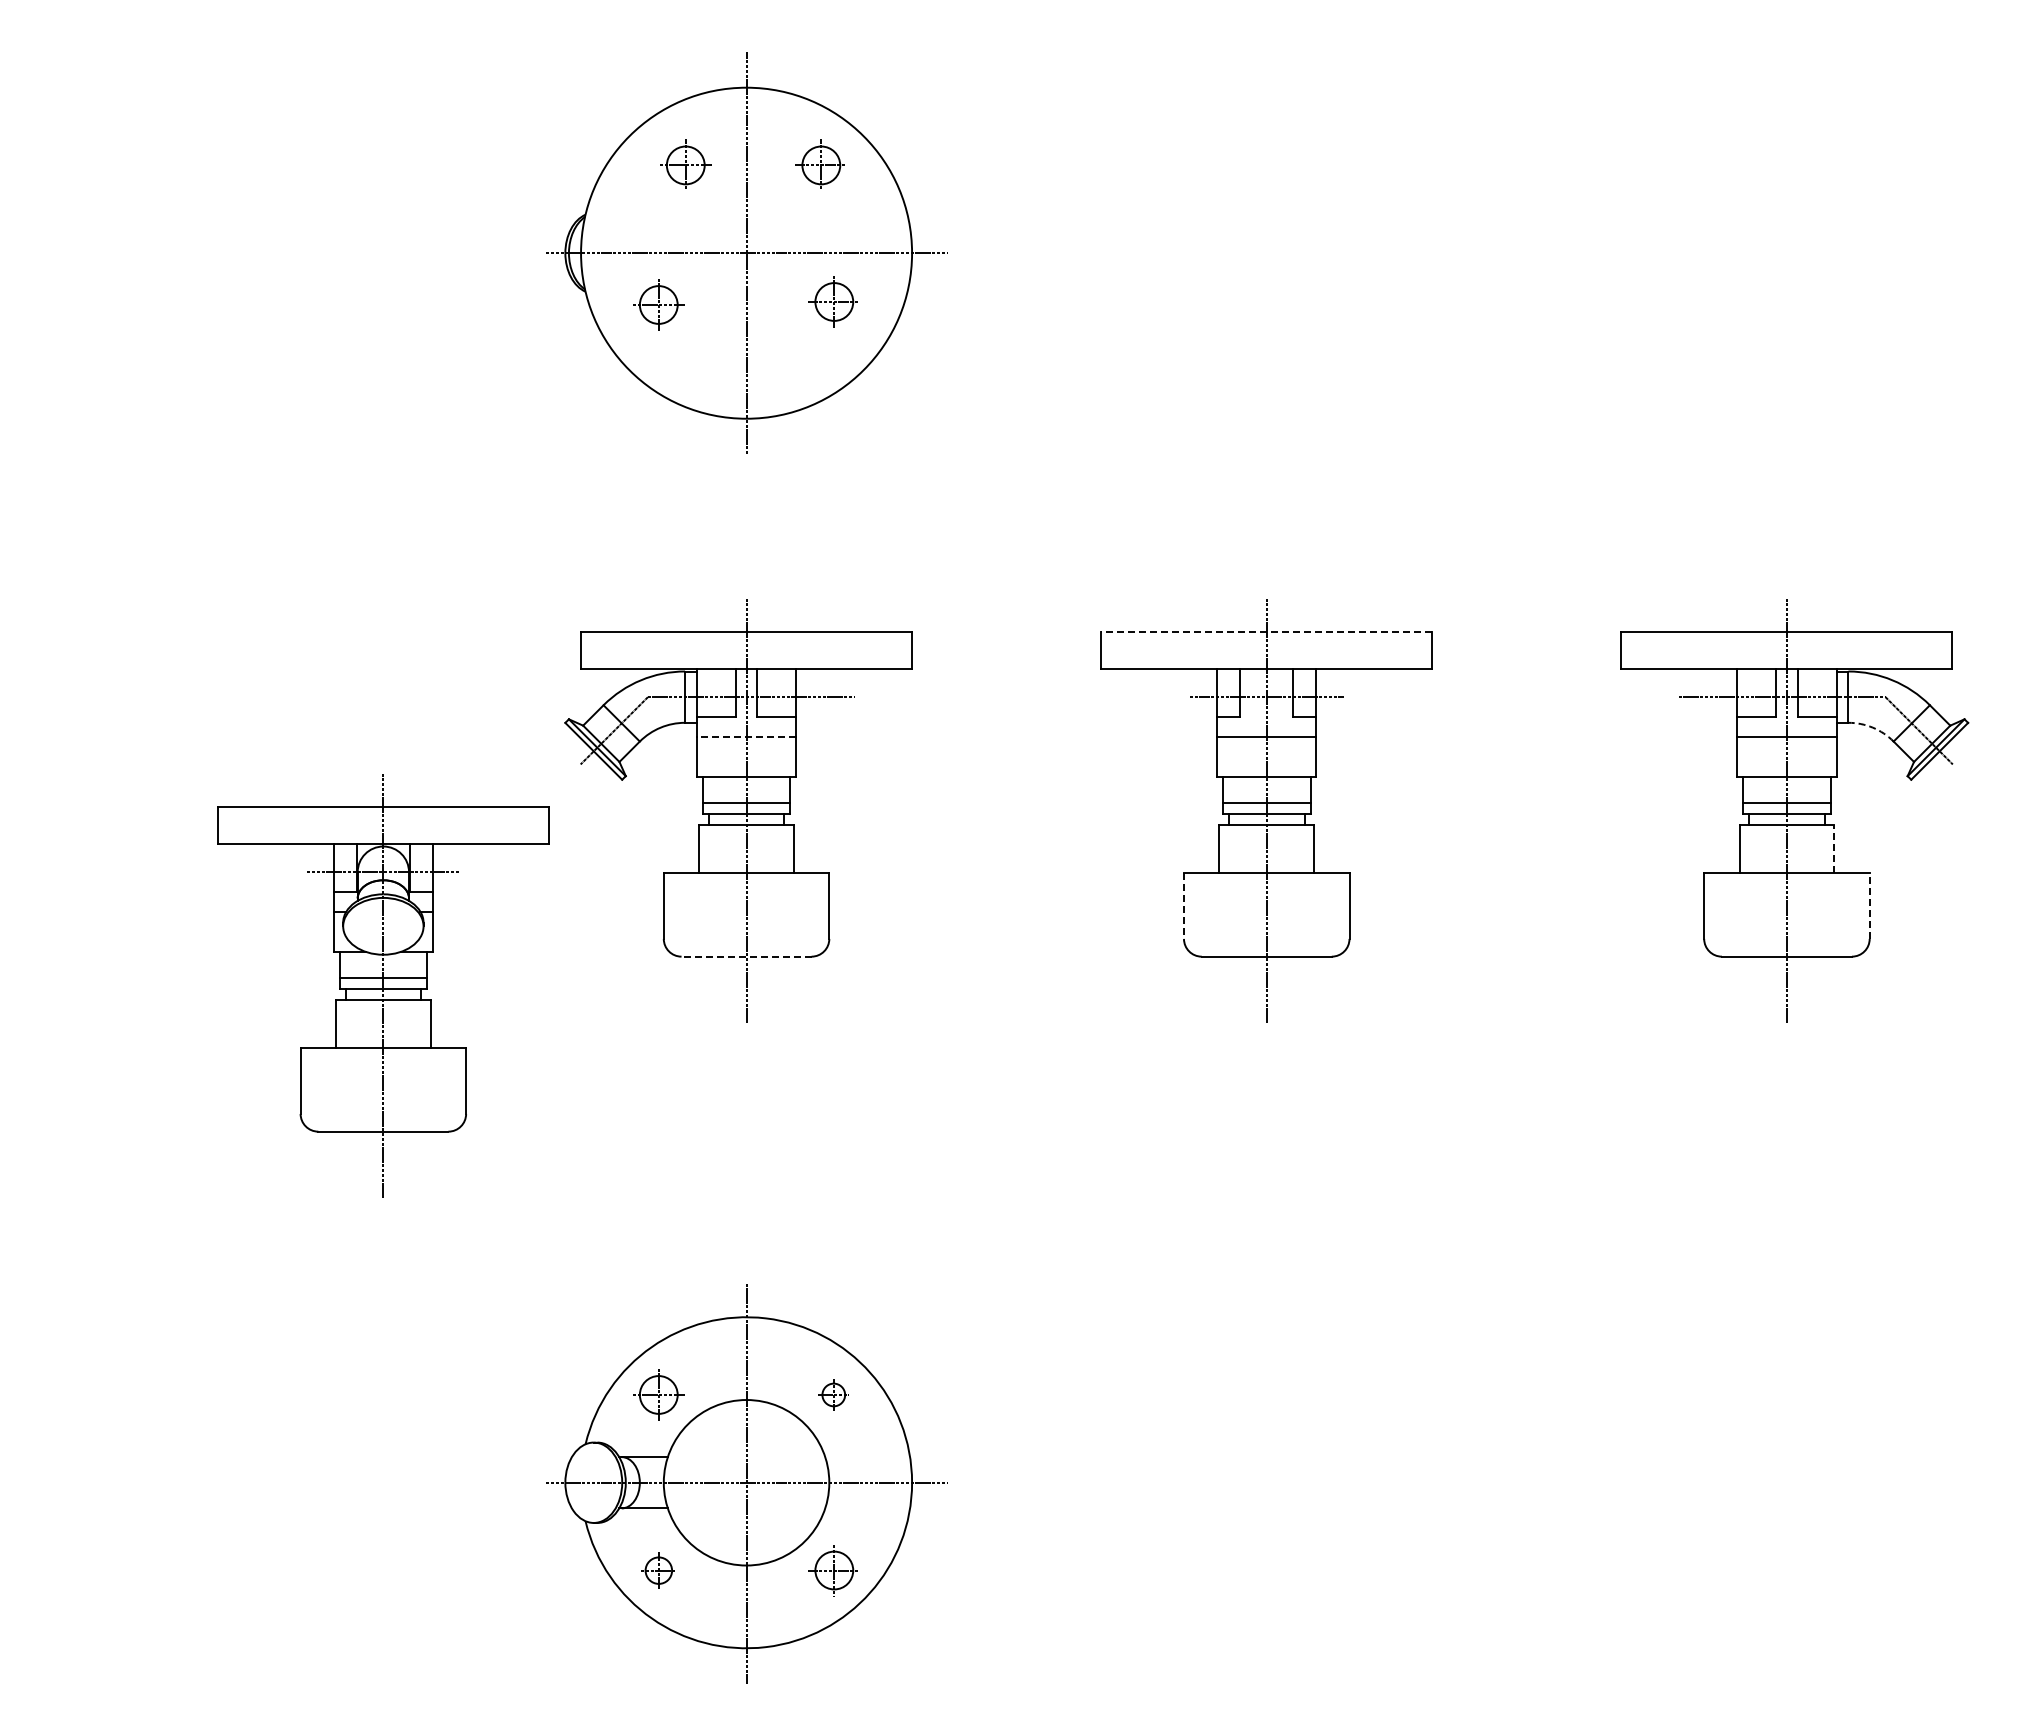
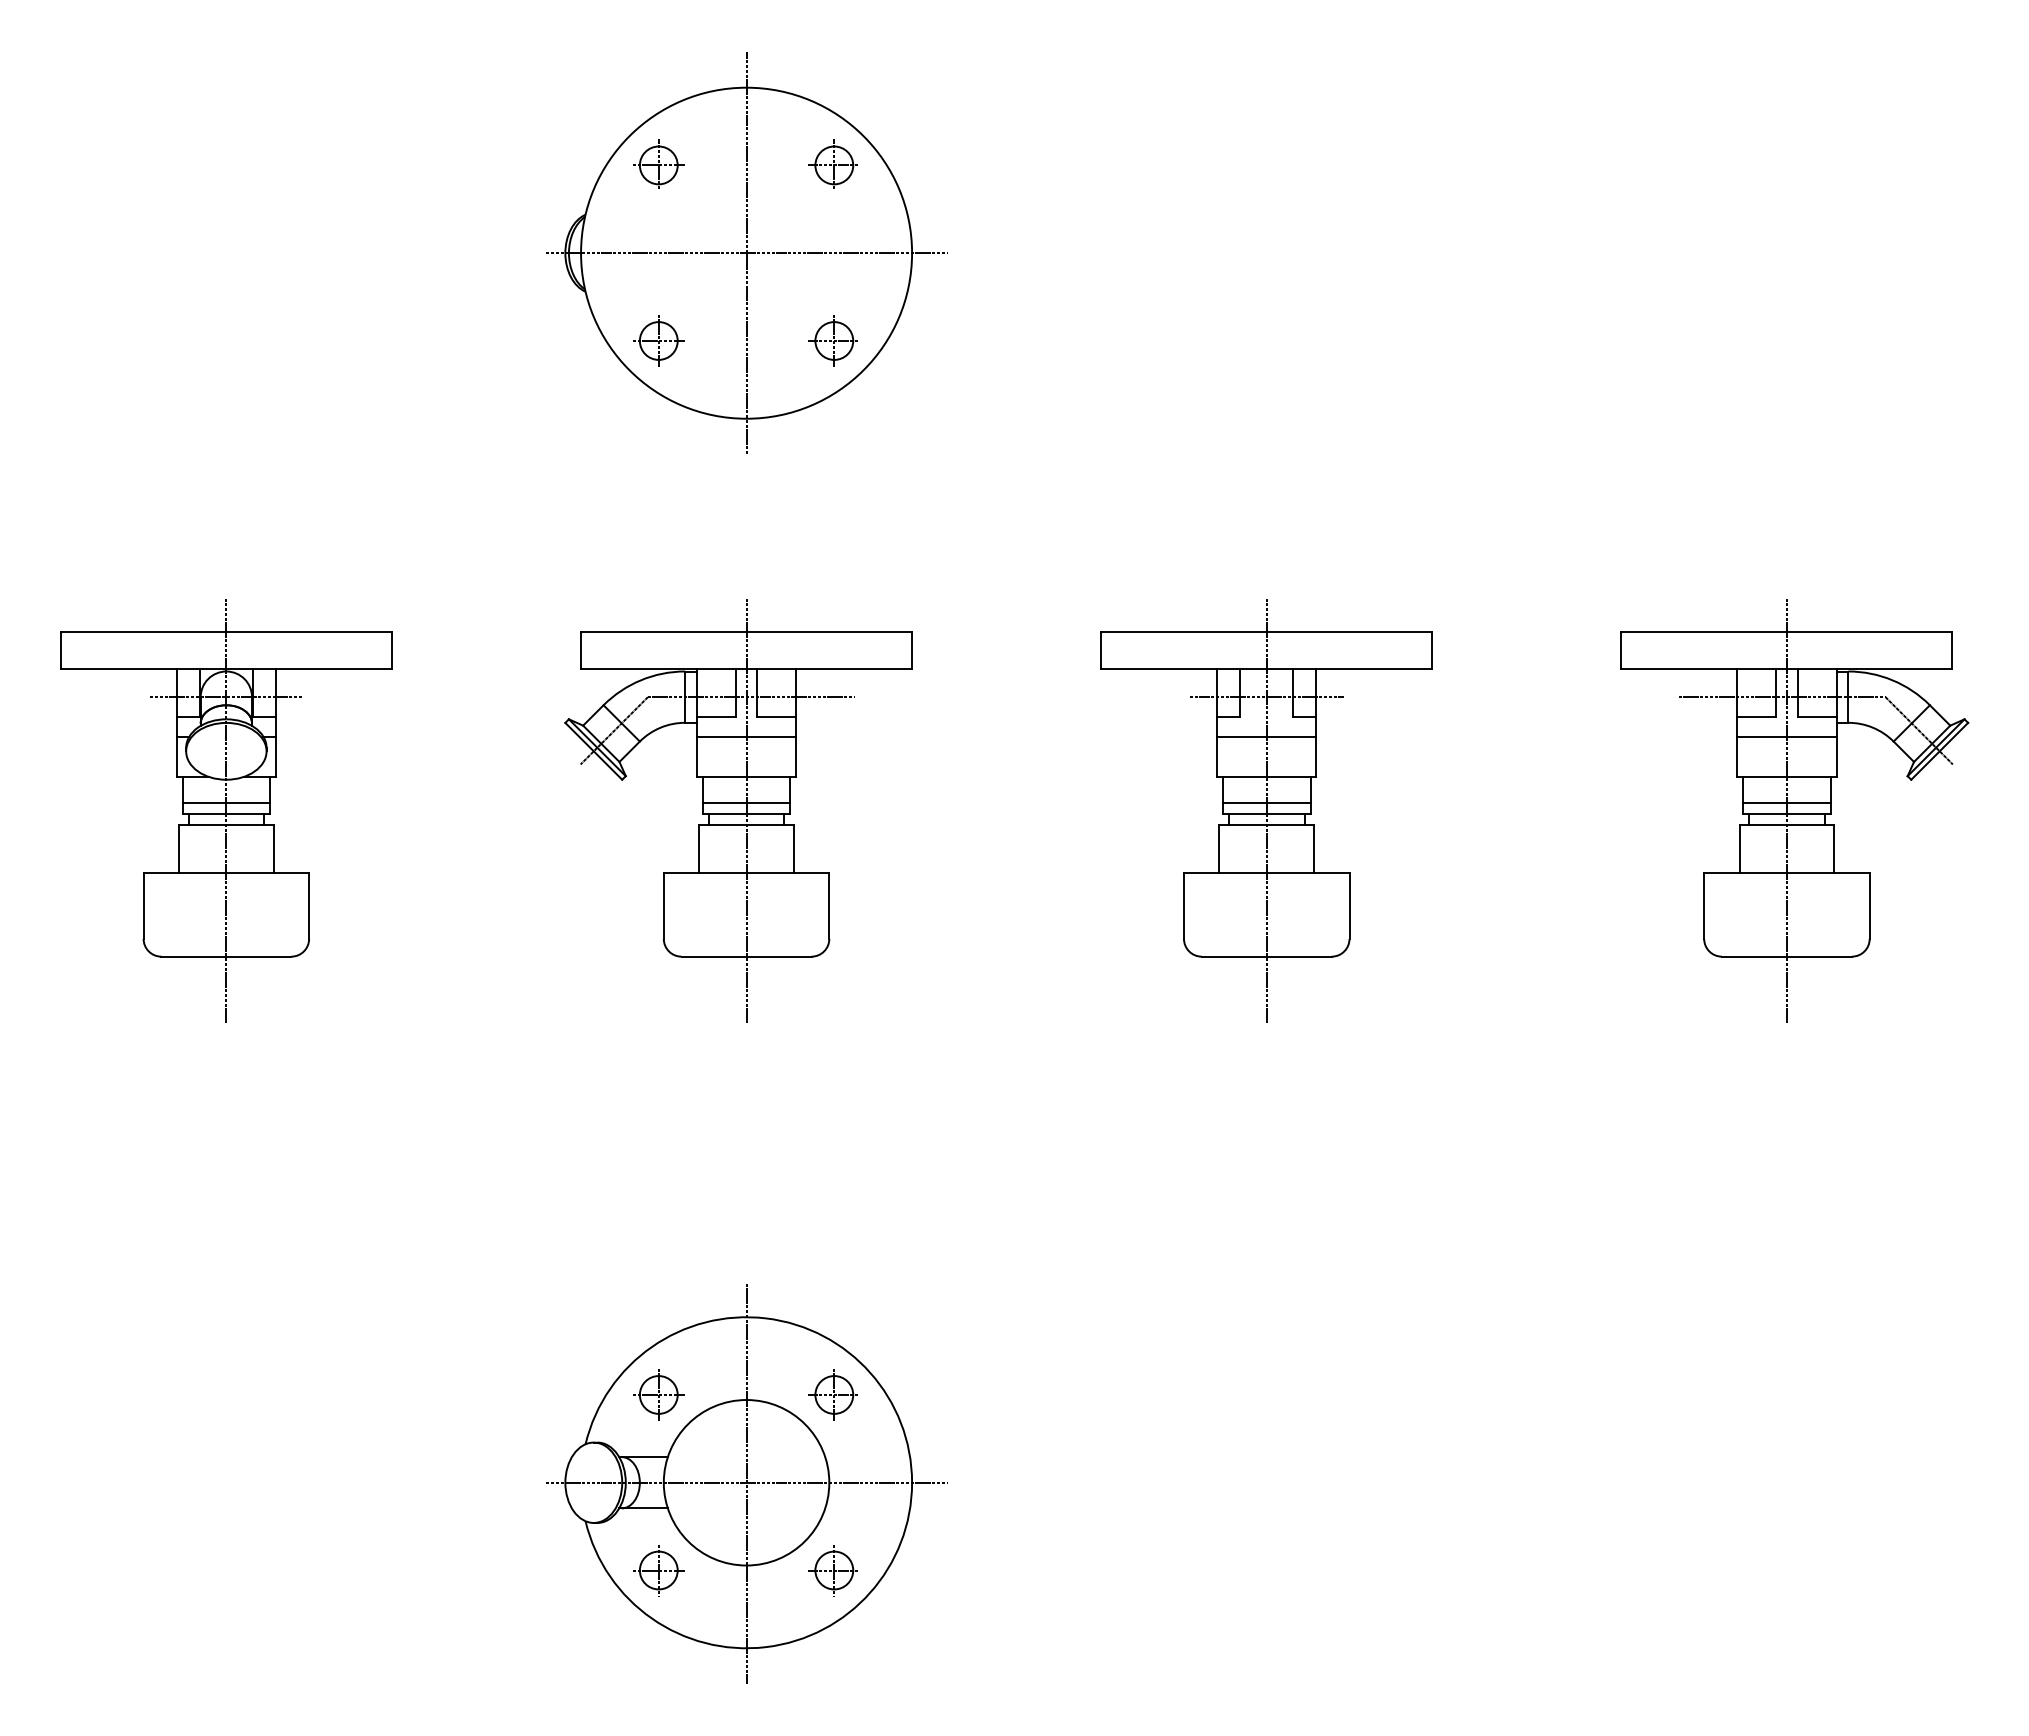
part position: (685, 163) -> (658, 163) (658, 163)
part position: (819, 163) -> (832, 163) (832, 163)
part position: (832, 301) -> (832, 340) (832, 340)
part position: (658, 304) -> (658, 340) (658, 340)
line: dashed -> solid (1266, 631)
arc: dashed -> solid (1872, 727)
line: dashed -> solid (746, 736)
line: dashed -> solid (1834, 849)
line: dashed -> solid (1869, 905)
line: dashed -> solid (1183, 906)
line: dashed -> solid (746, 956)
part position: (383, 985) -> (226, 810) (226, 810)
part size: 31x32 px -> 50x52 px (832, 1394)
part size: 34x37 px -> 52x52 px (658, 1570)
